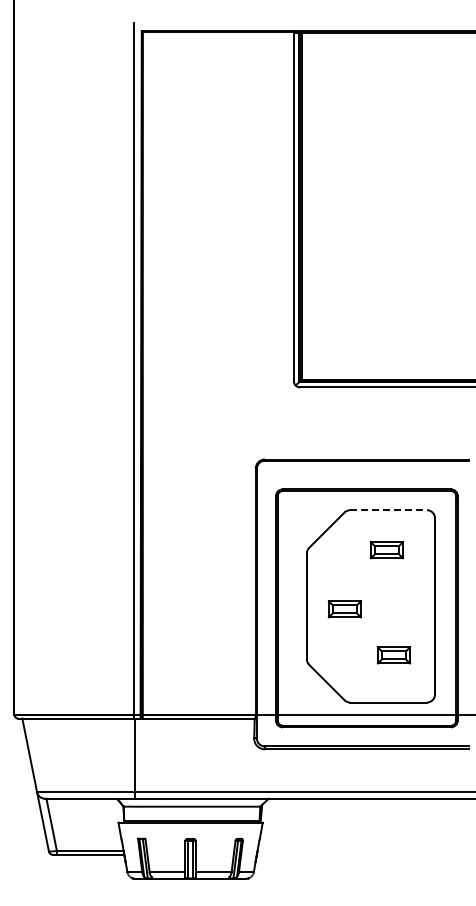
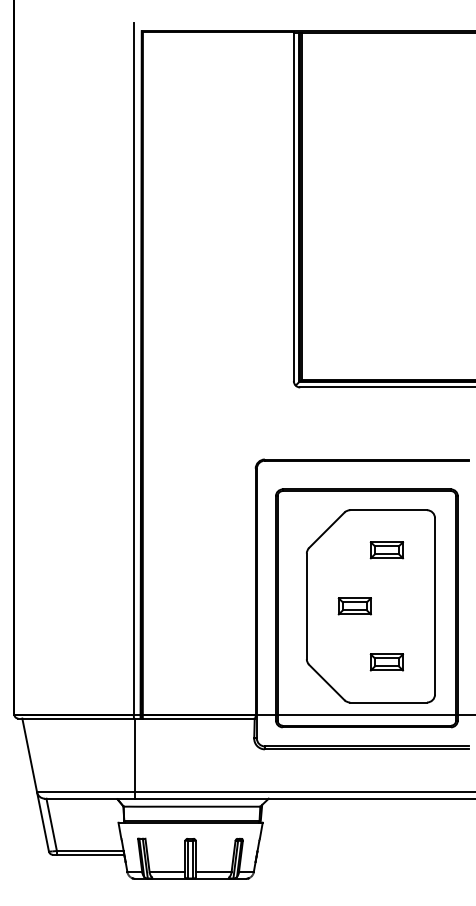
line: dashed -> solid (389, 510)
part position: (344, 609) -> (354, 606) (354, 606)
part position: (393, 655) -> (386, 662) (386, 662)
